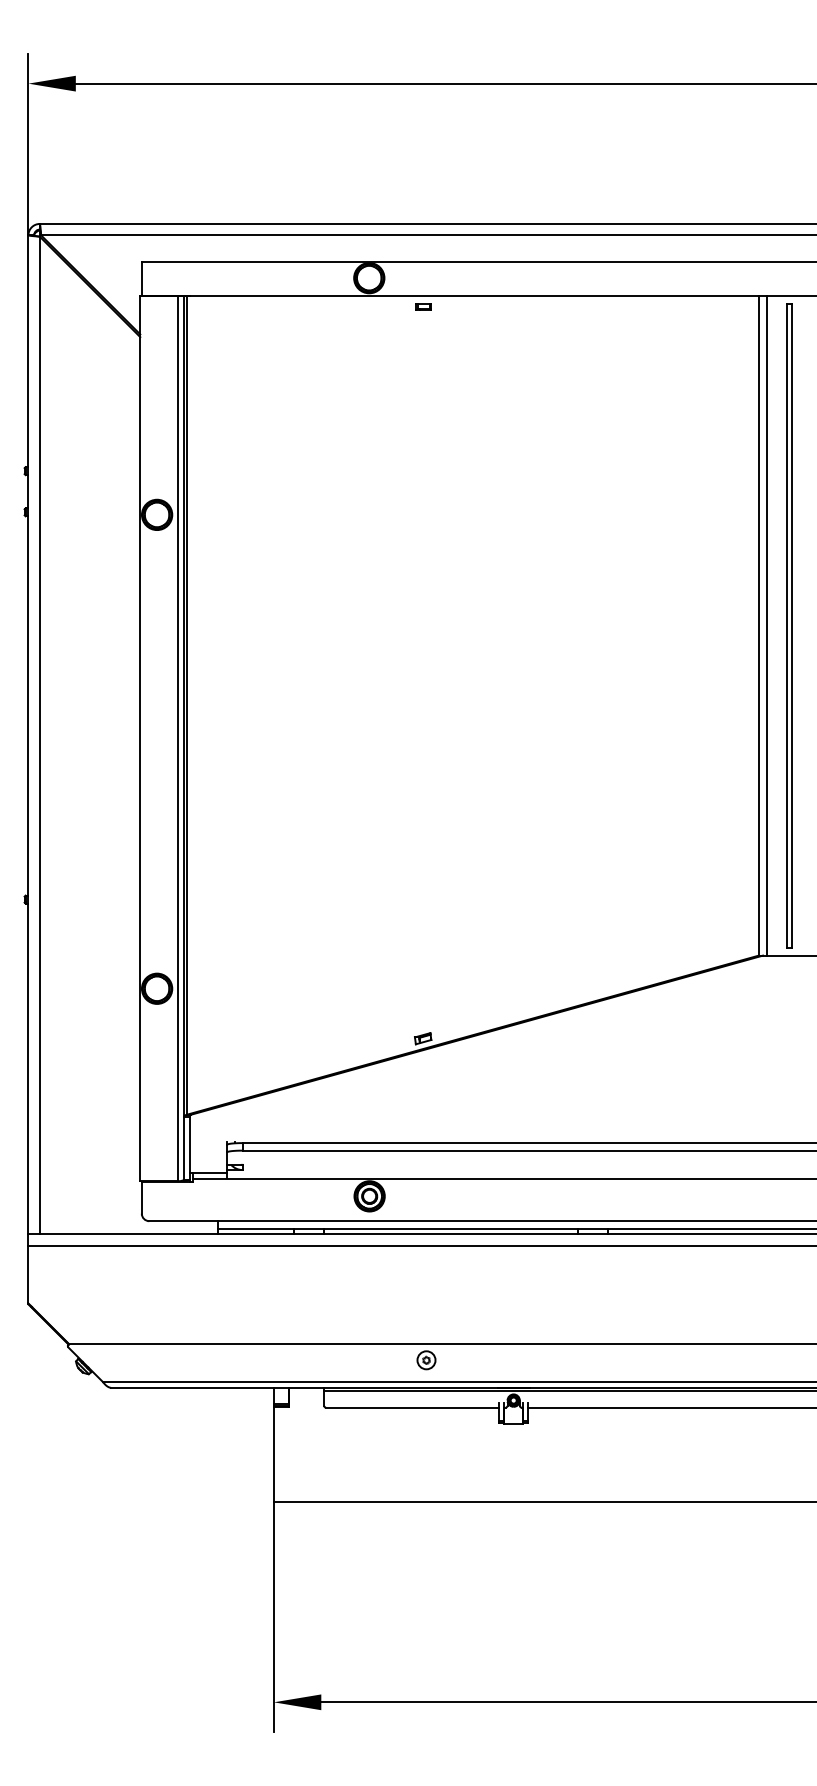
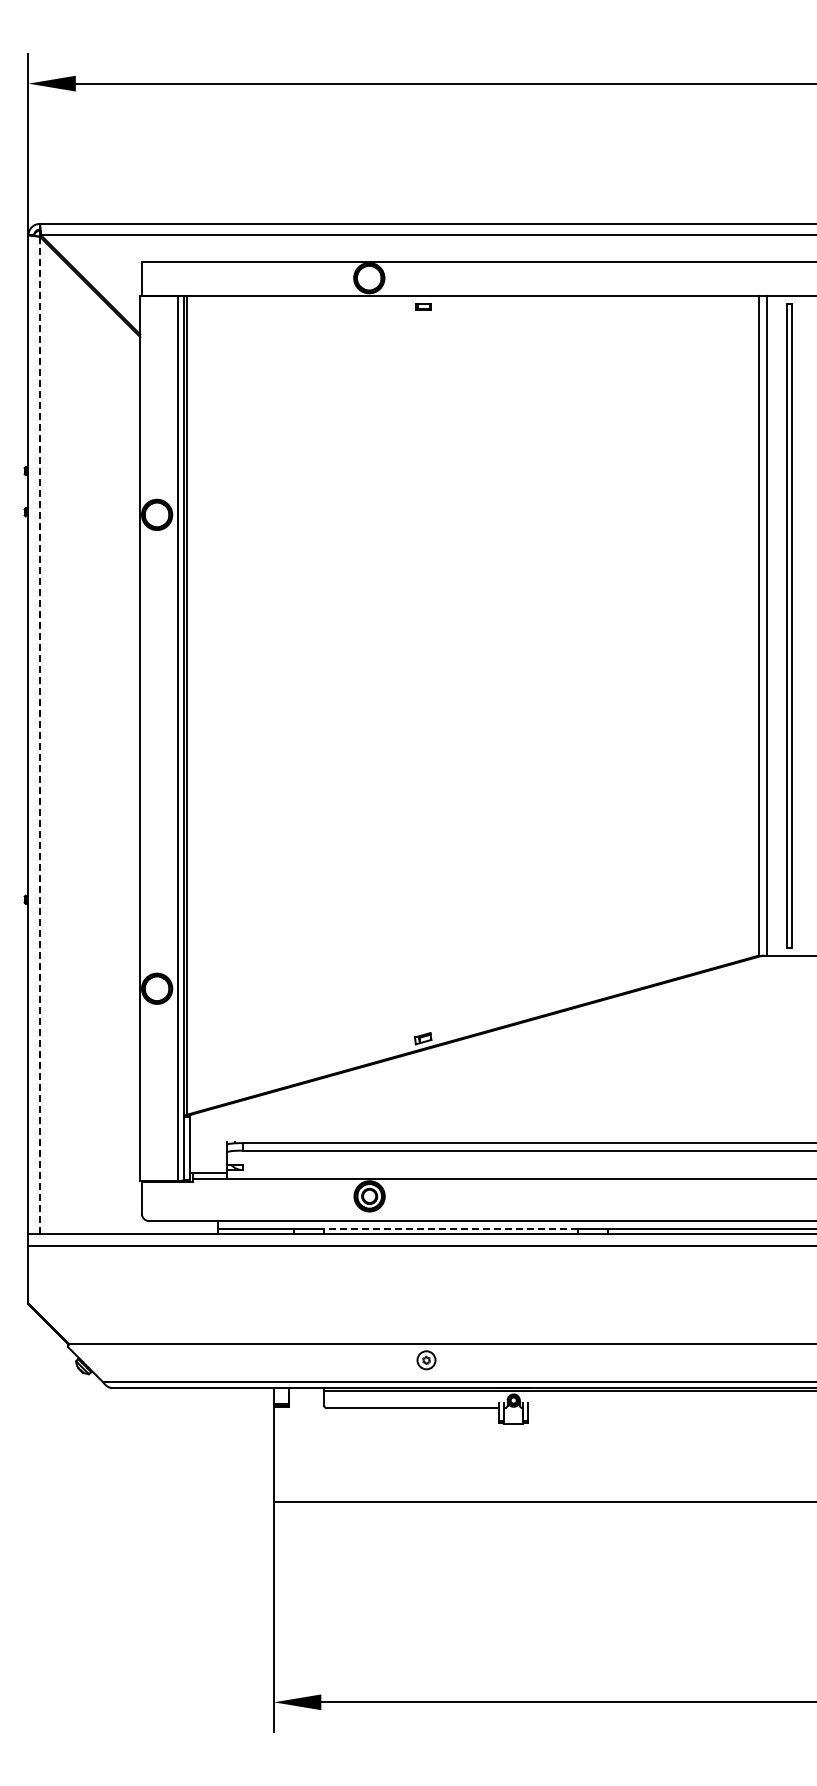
line: solid -> dashed (39, 735)
line: solid -> dashed (451, 1228)
line: present -> none (670, 1407)
